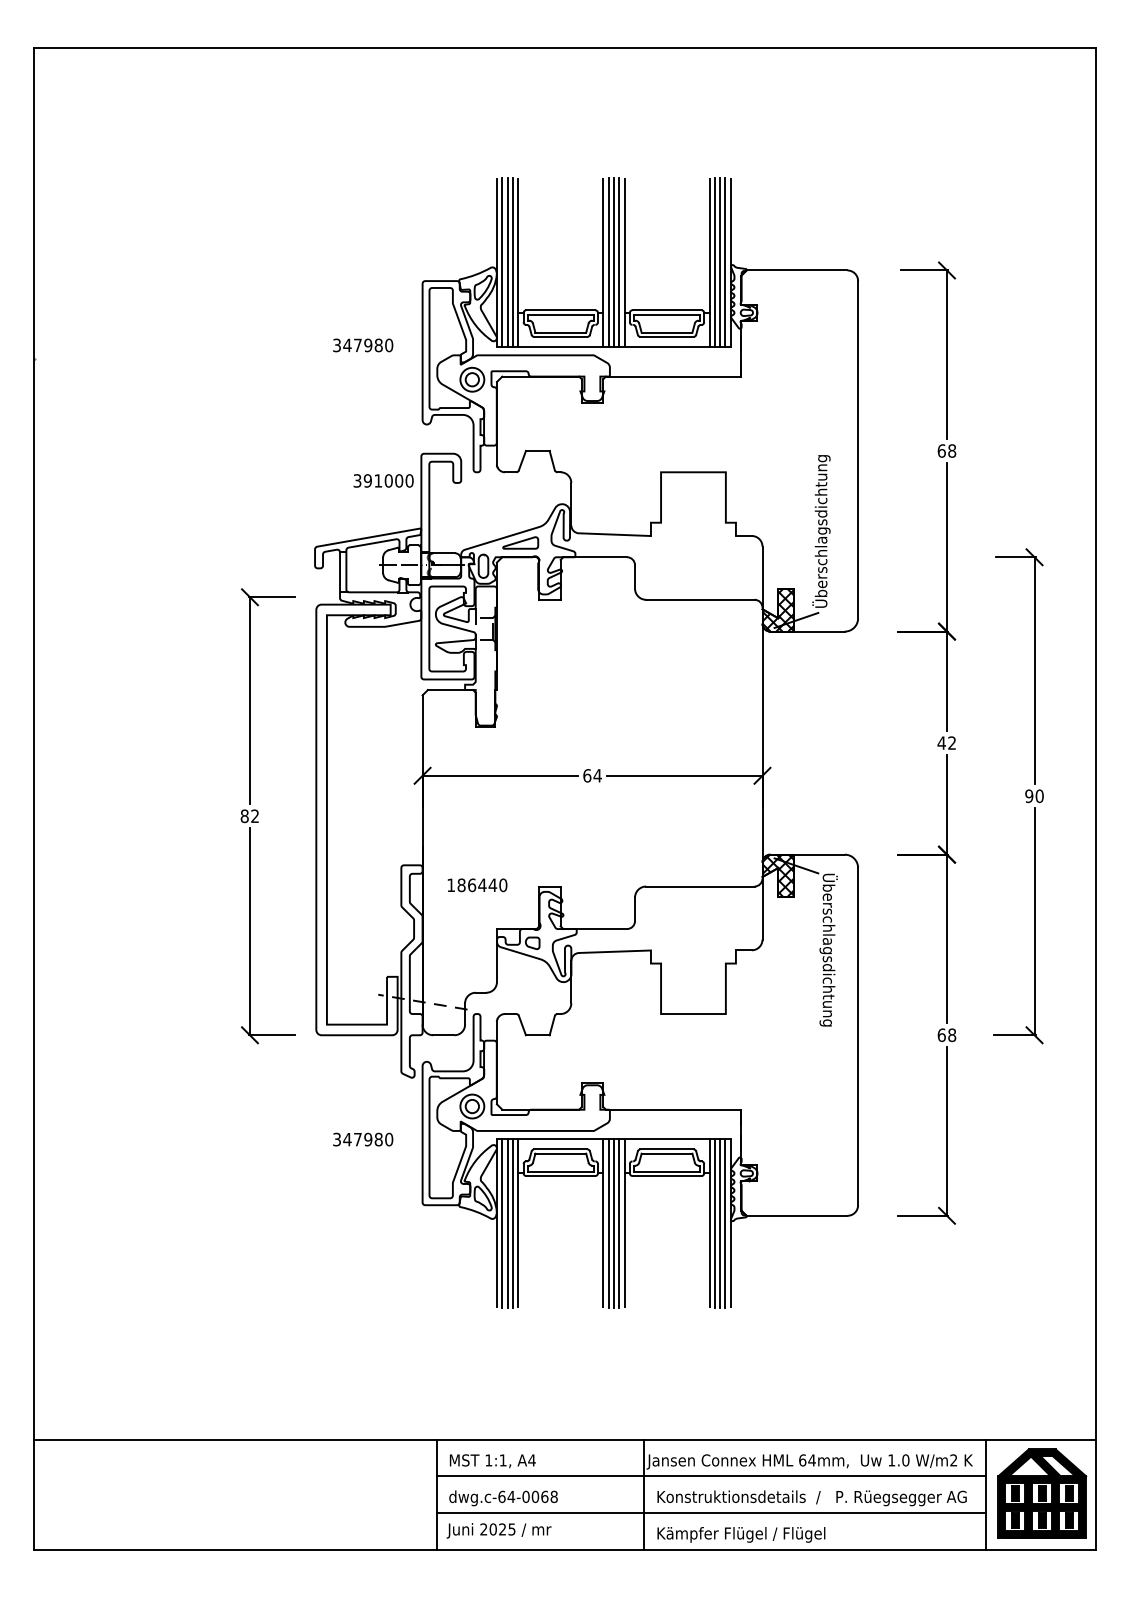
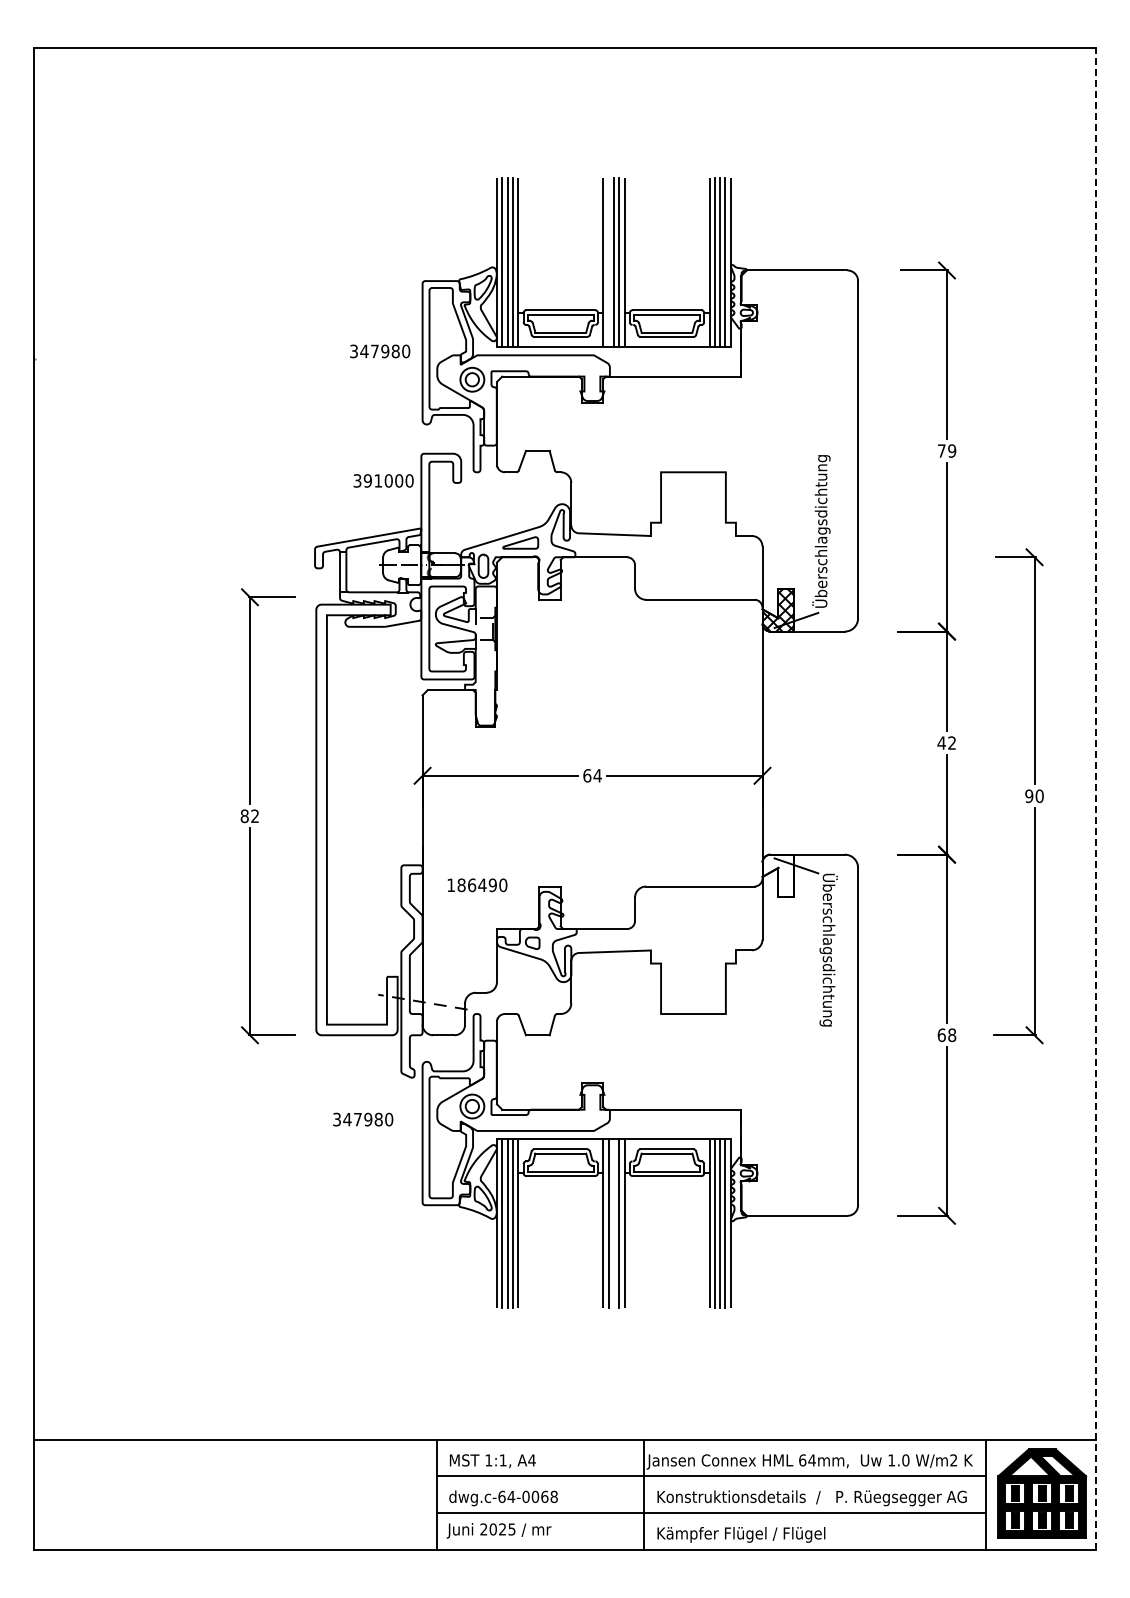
line: present -> none (608, 262)
text position: (363, 345) -> (380, 351) (380, 351)
text: 68 -> 79 (946, 450)
line: solid -> dashed (1096, 798)
hatch: present -> none (778, 875)
text: 186440 -> 186490 (492, 885)
text position: (363, 1139) -> (363, 1119) (363, 1119)
line: present -> none (613, 1223)
